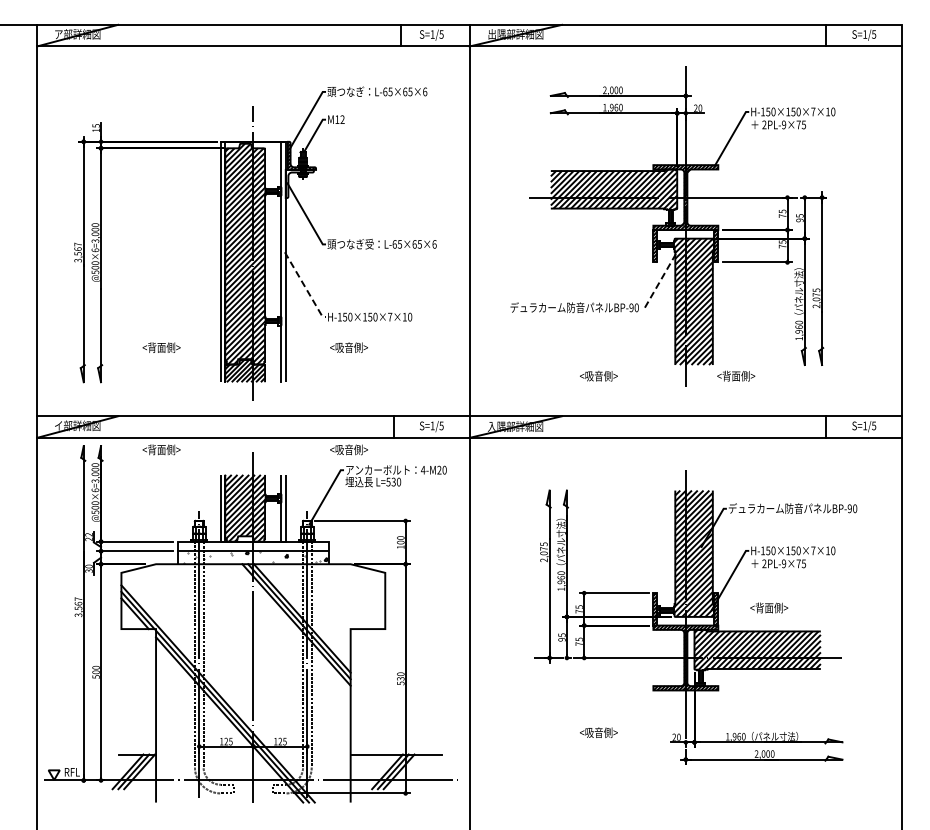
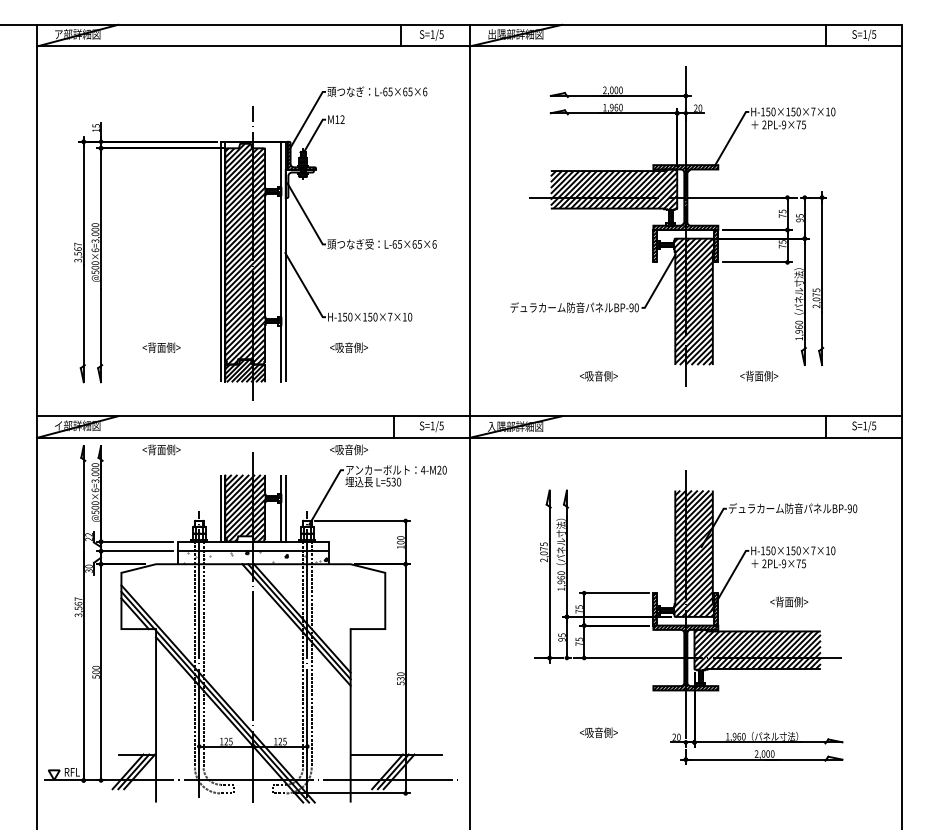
line: dashed -> solid (659, 283)
line: dashed -> solid (305, 287)
text position: (736, 375) -> (759, 375) (759, 375)
text position: (769, 607) -> (789, 601) (789, 601)
